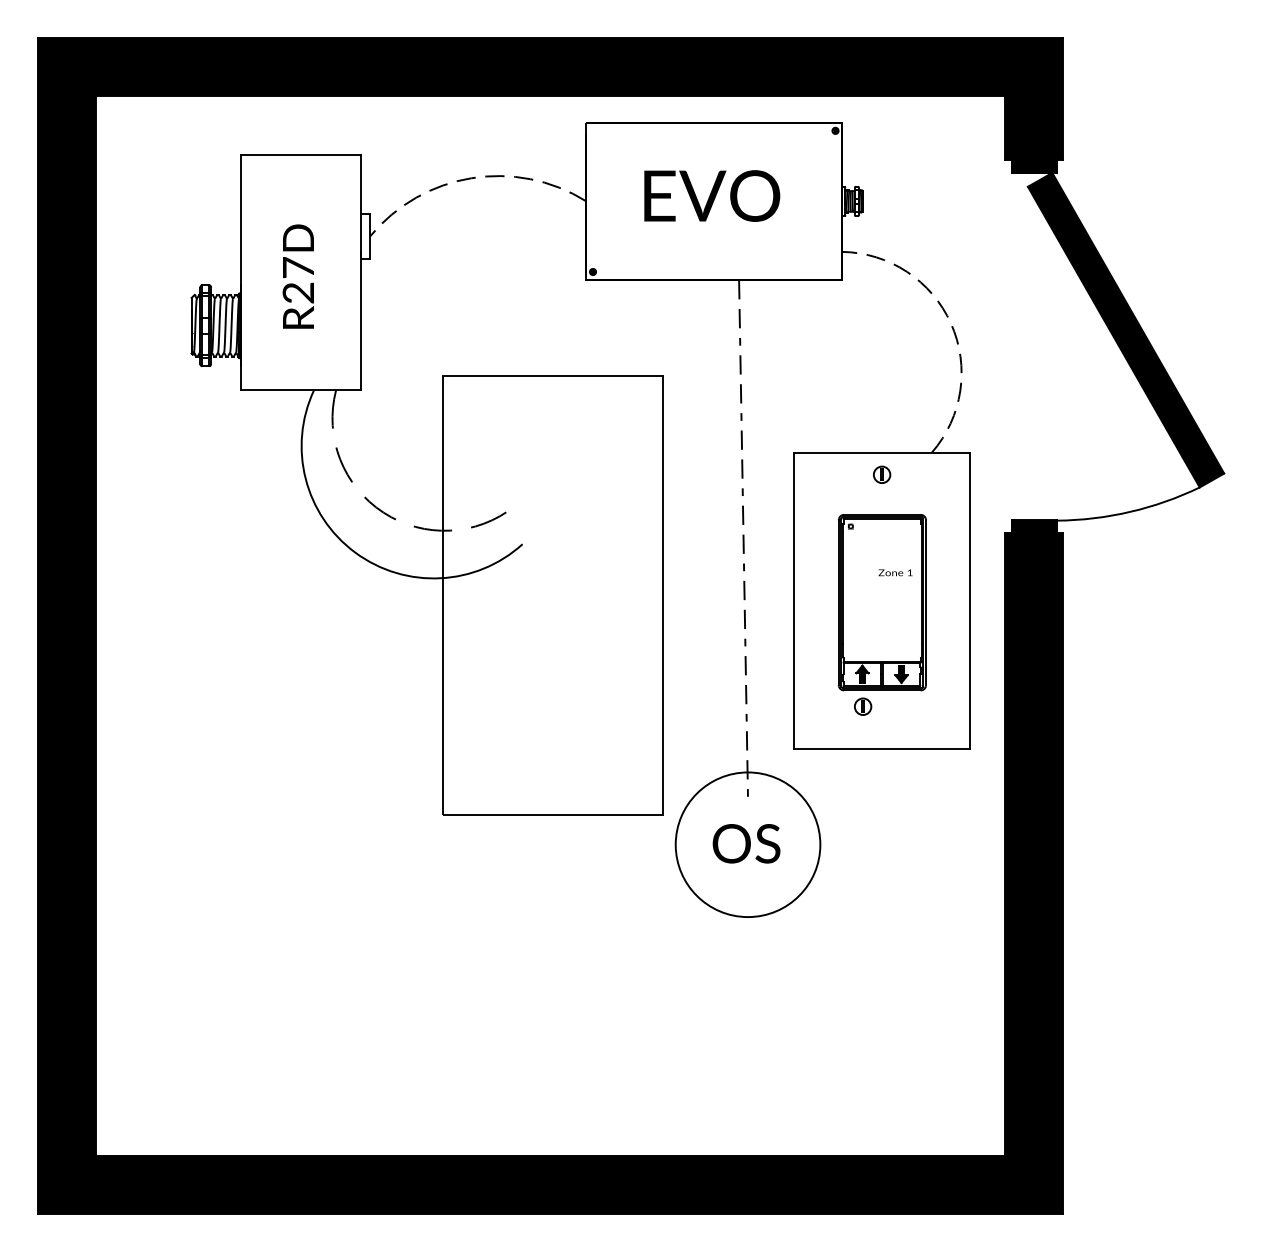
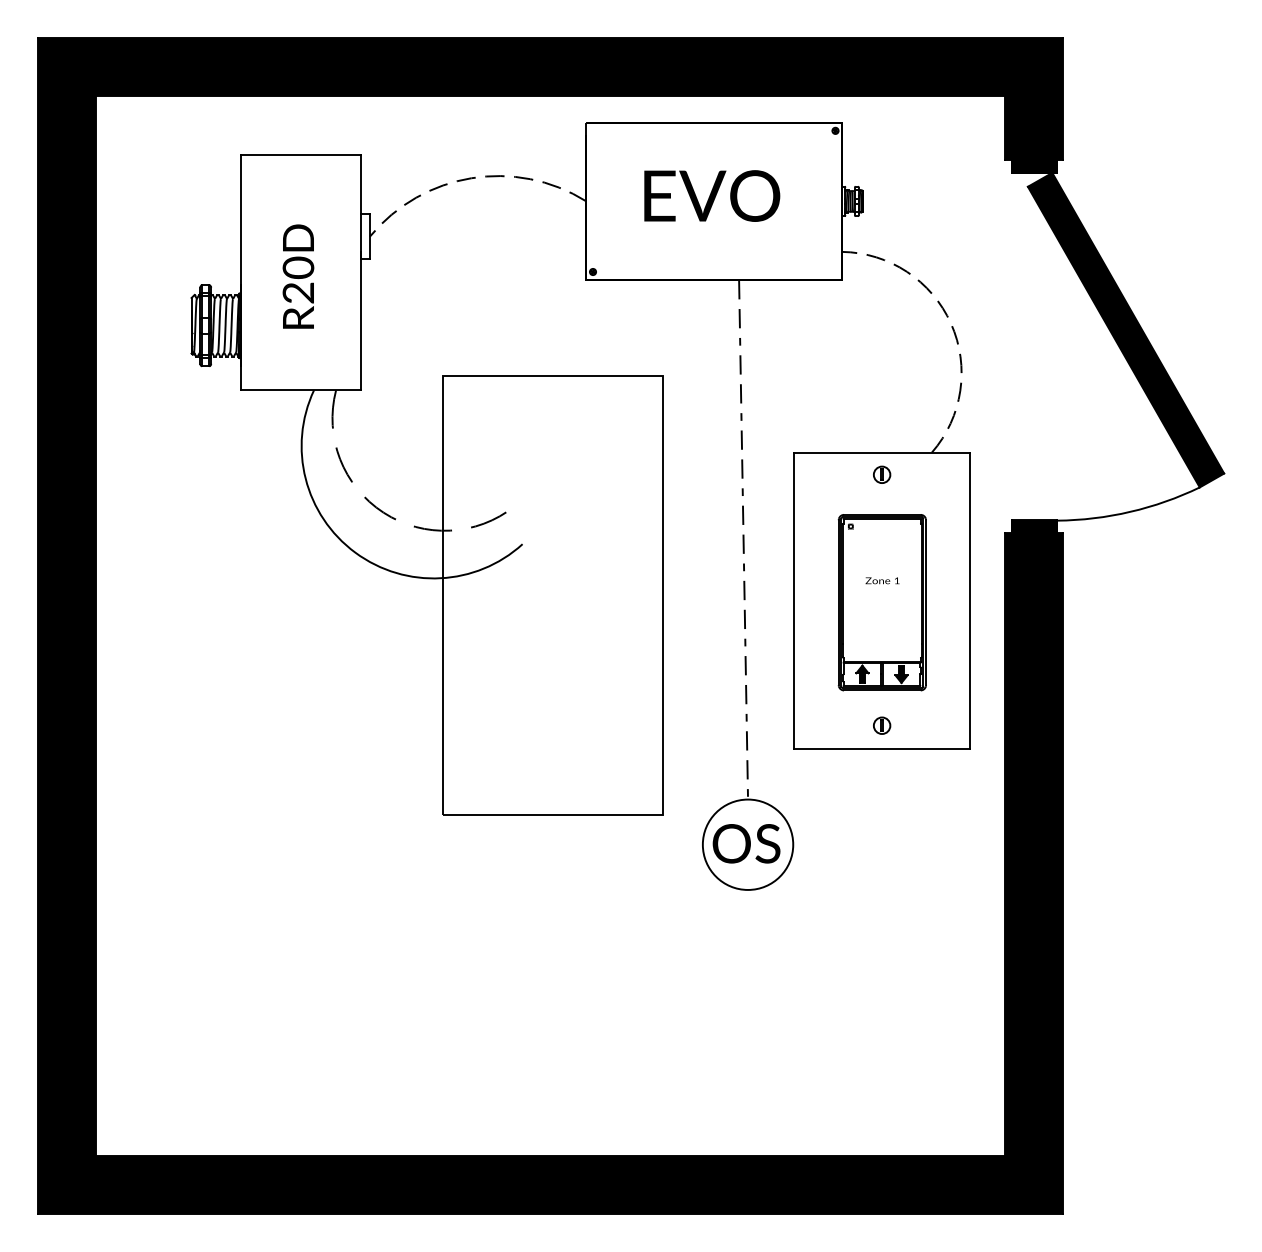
text: R27D -> R20D (298, 267)
text position: (895, 572) -> (882, 580) (882, 580)
part position: (863, 706) -> (882, 725) (882, 725)
circle diameter: 145 px -> 90 px (747, 844)
